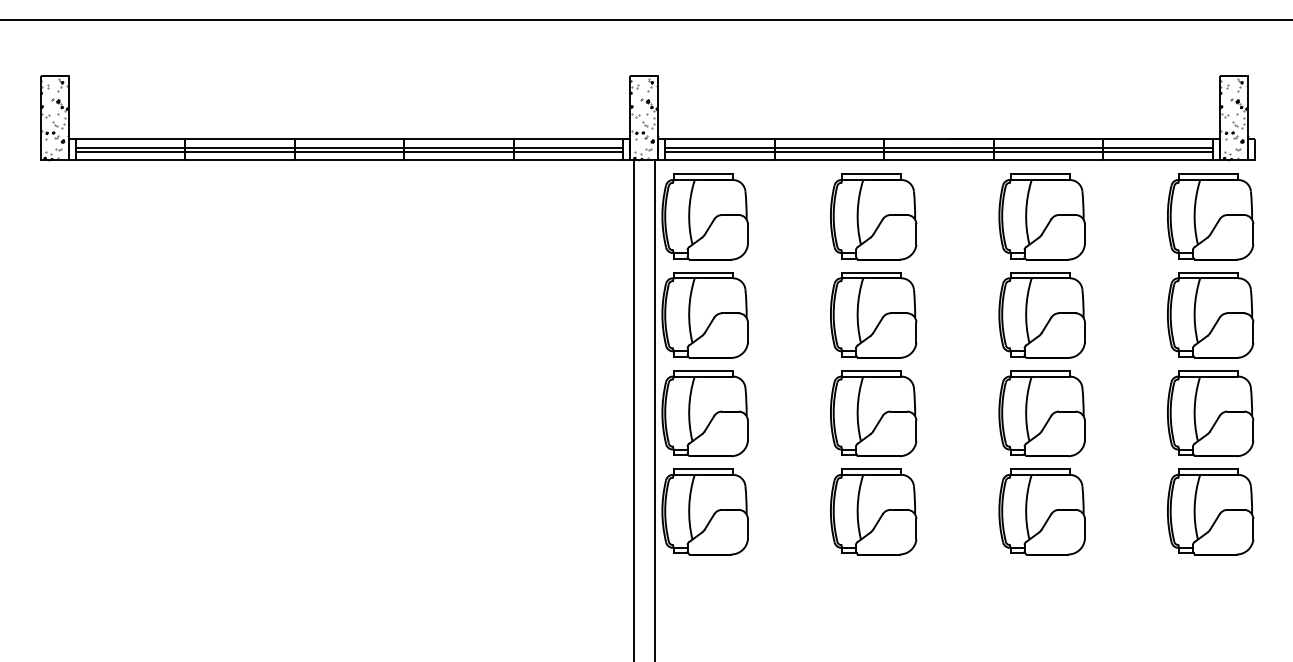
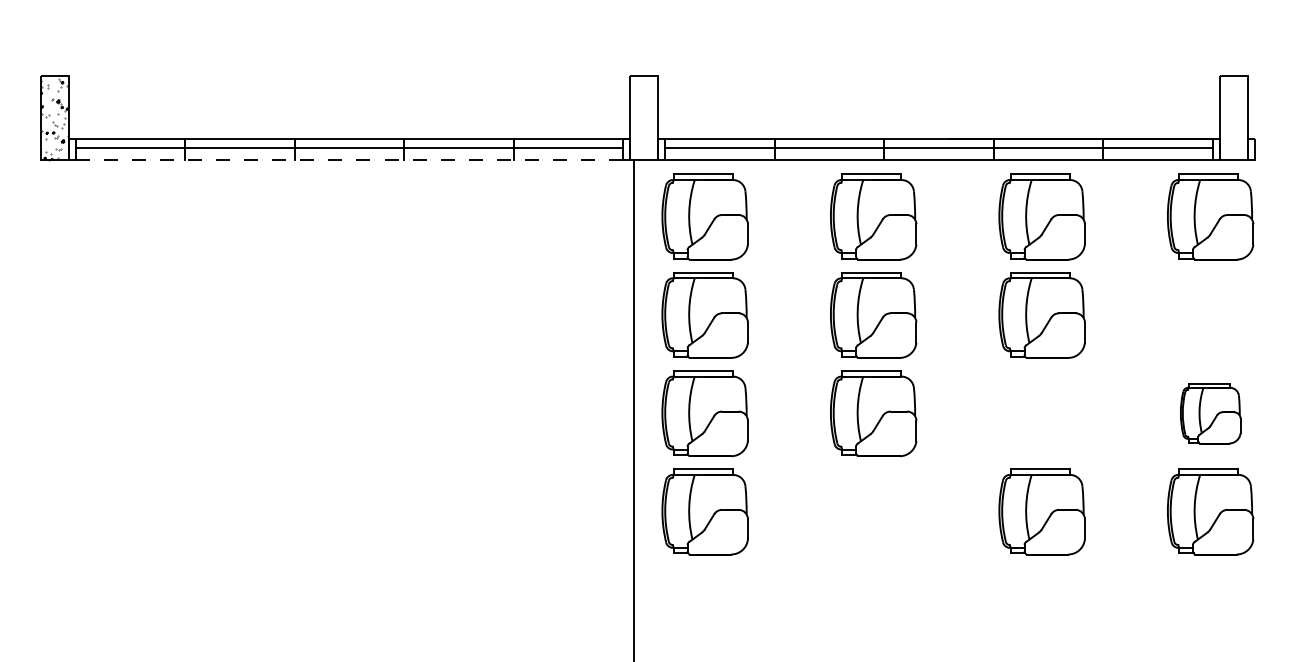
line: present -> none (645, 19)
hatch: present -> none (644, 119)
hatch: present -> none (1233, 119)
line: present -> none (349, 151)
line: present -> none (938, 151)
line: solid -> dashed (349, 160)
part: present -> none (1210, 315)
line: present -> none (654, 409)
part: present -> none (1041, 413)
part size: 88x88 px -> 62x62 px (1210, 413)
part: present -> none (873, 511)
